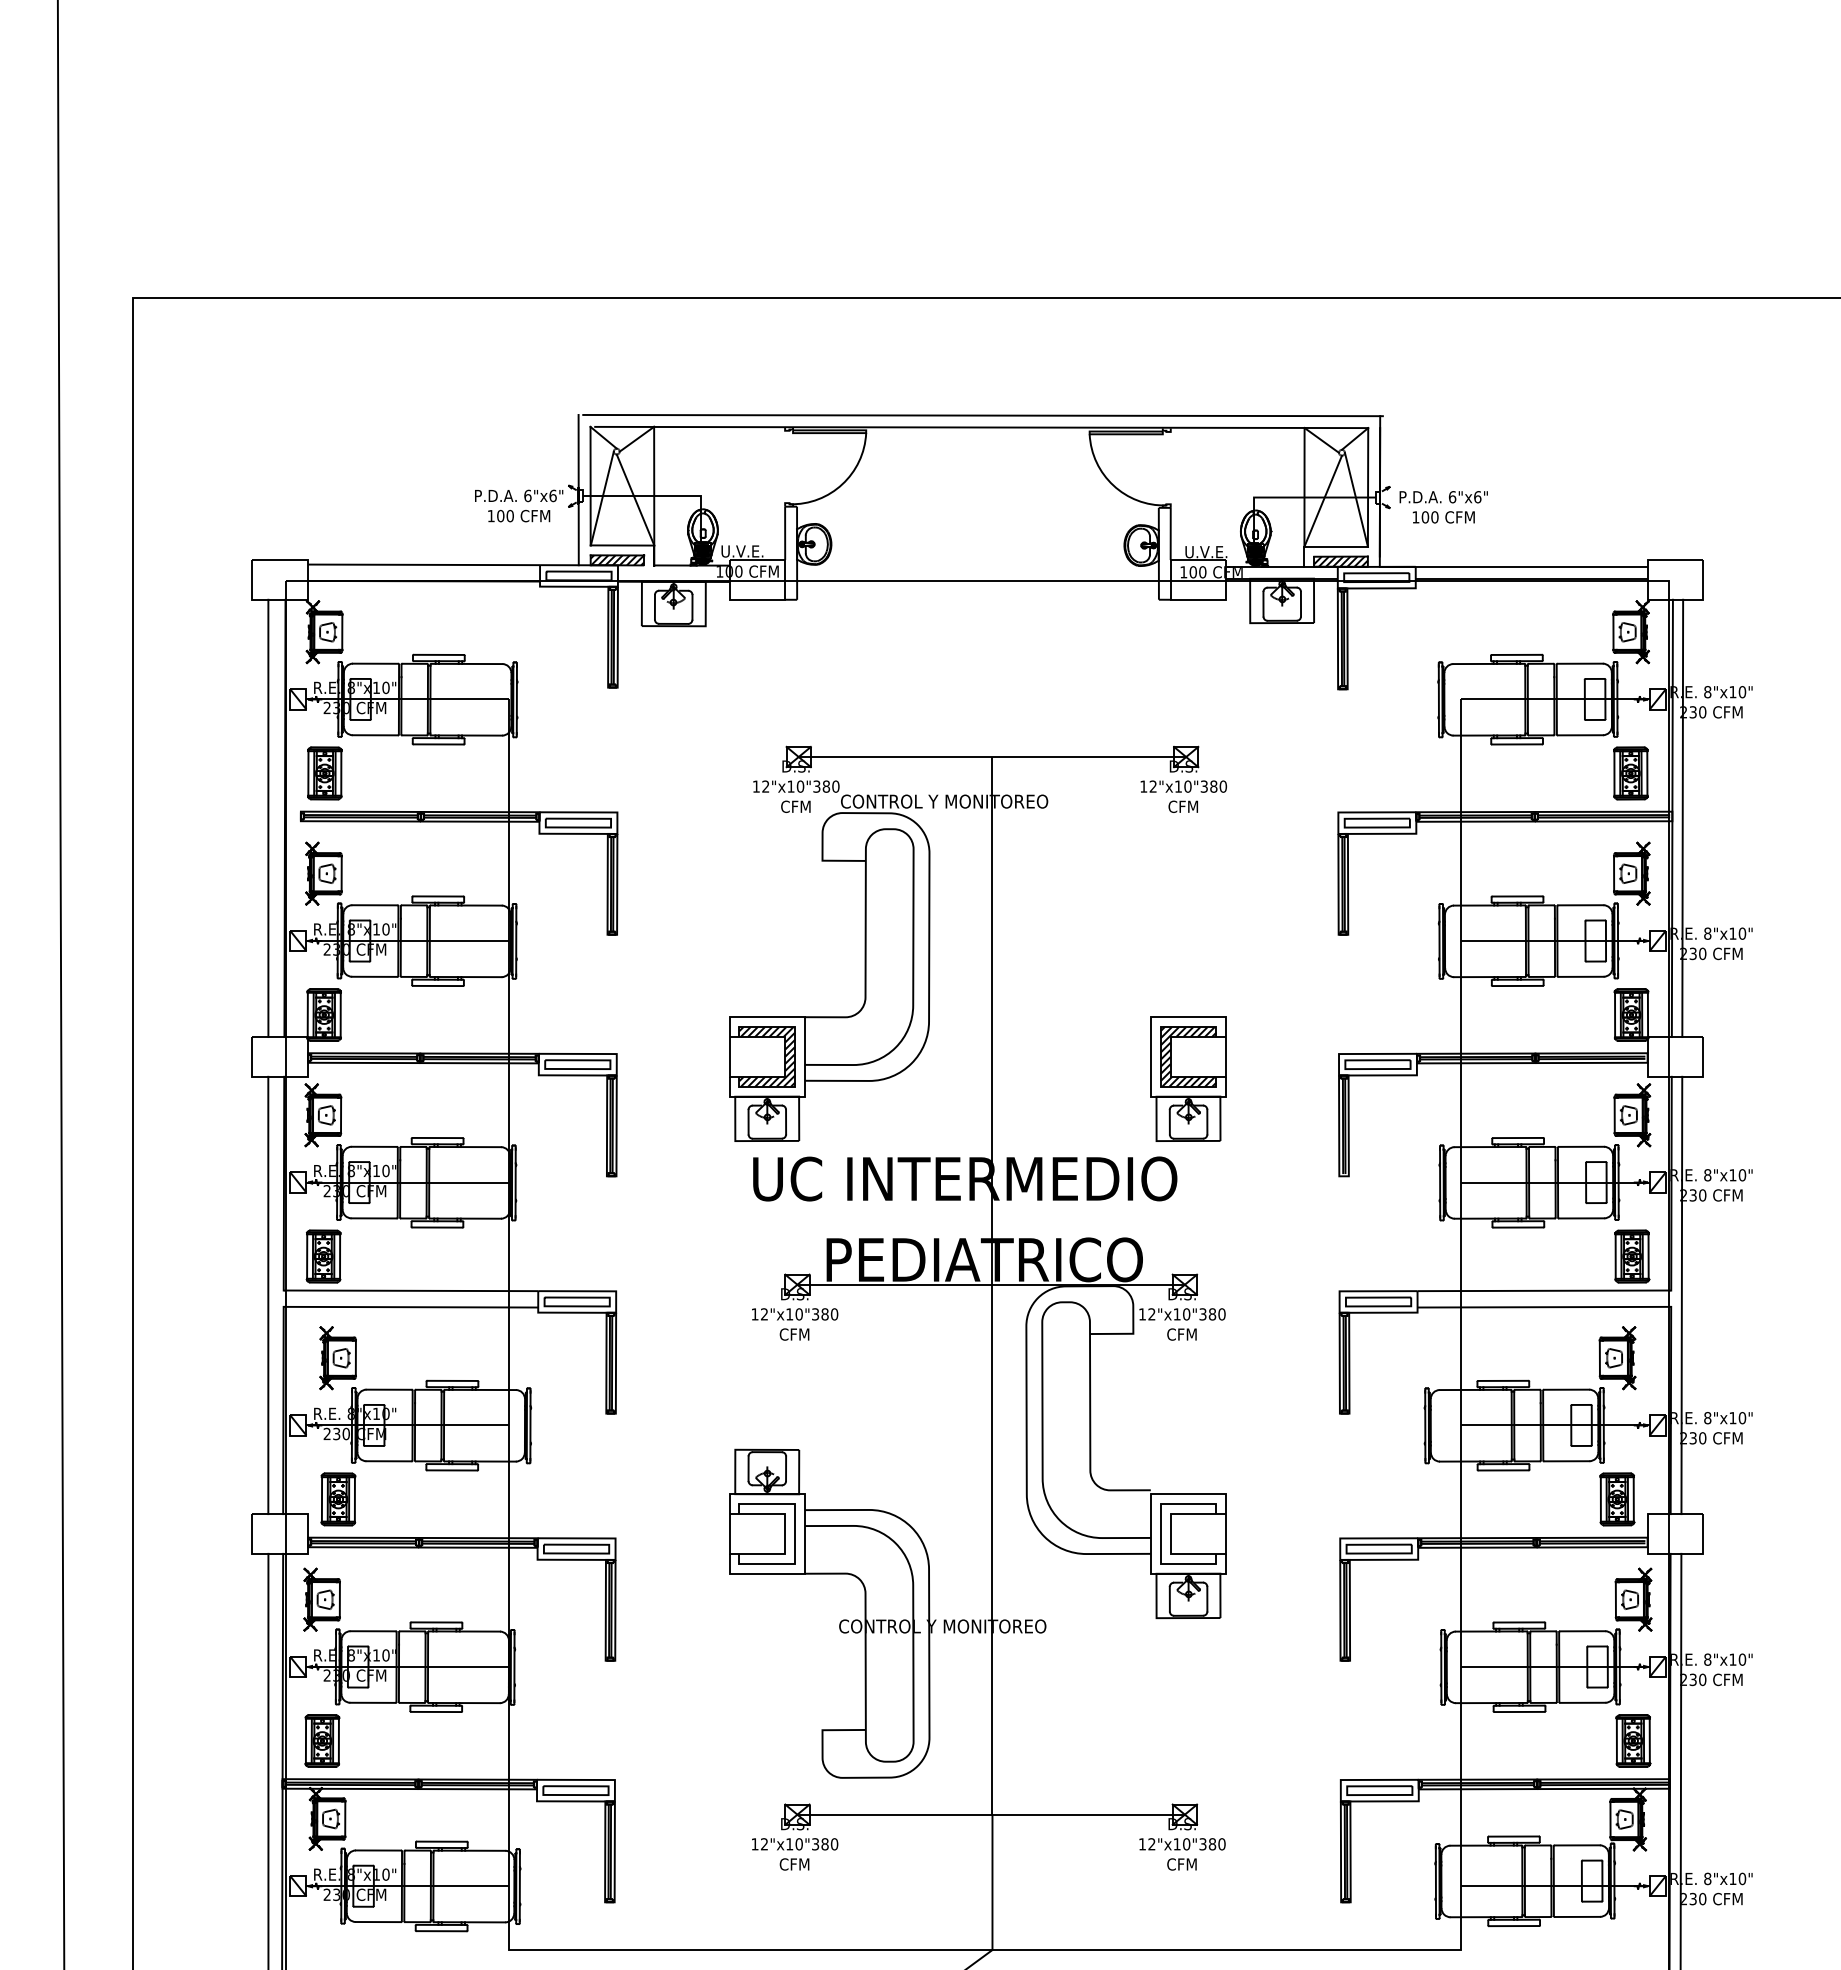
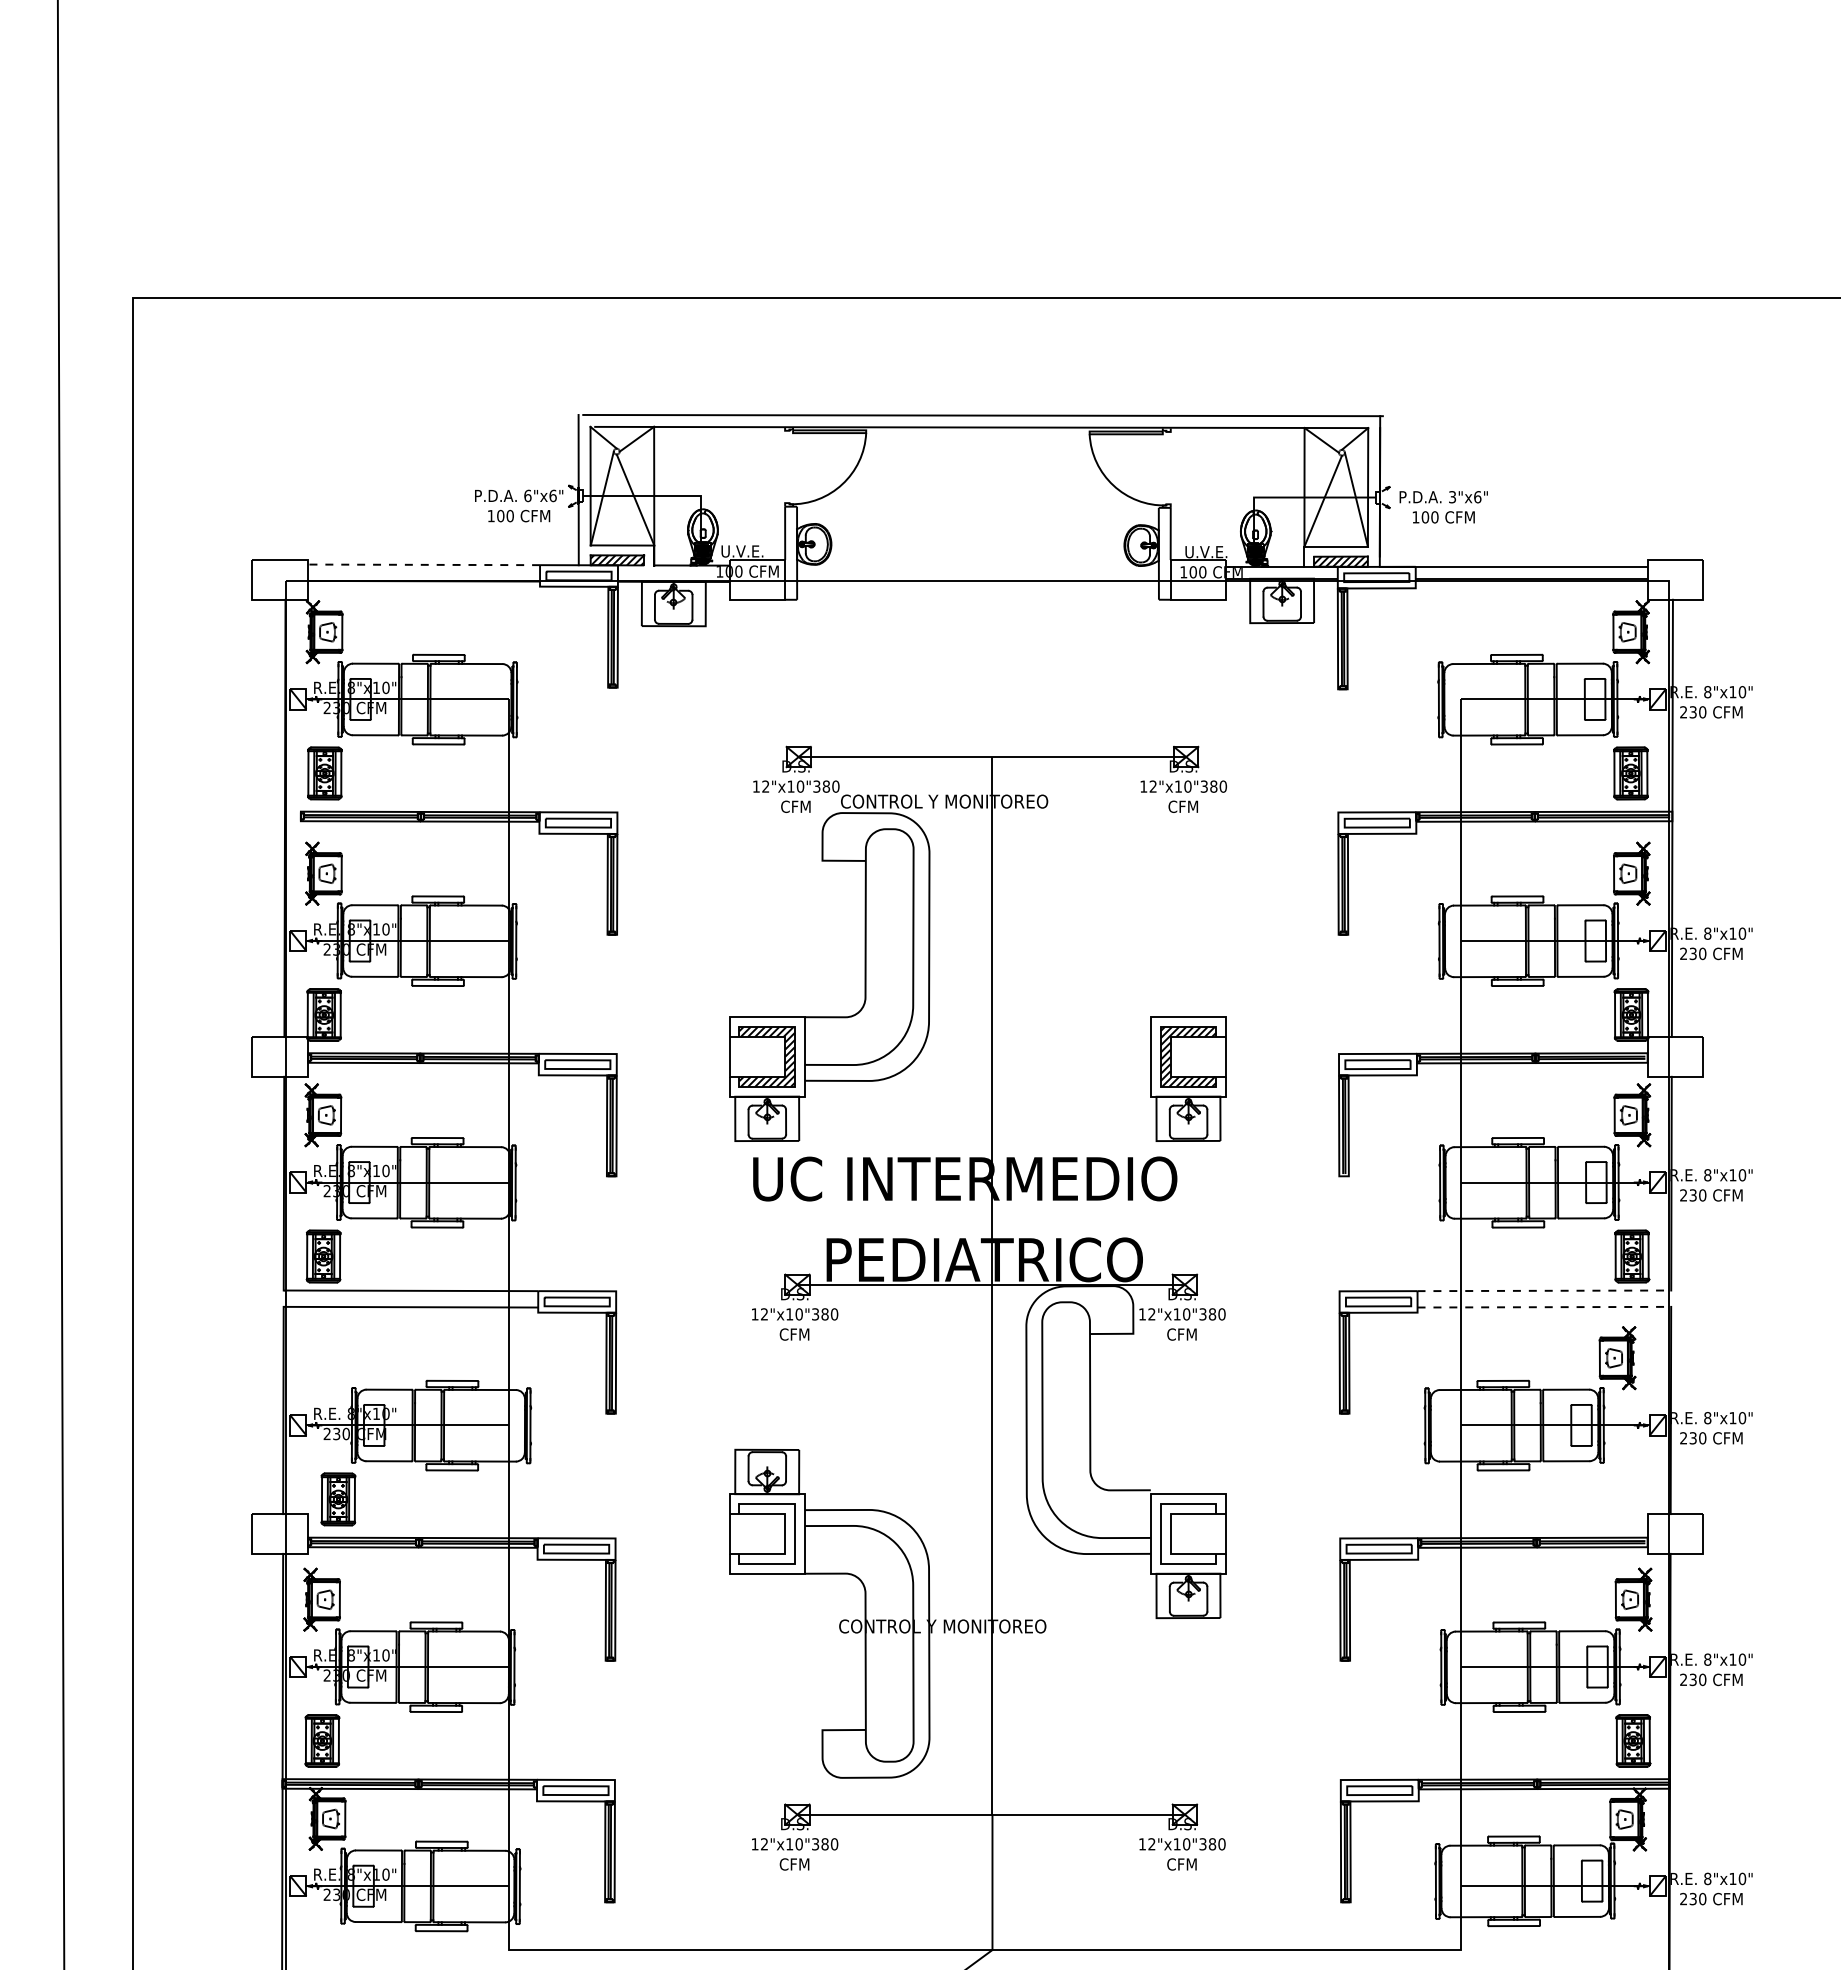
text: 6"x6" -> 3"x6" (1452, 497)
line: solid -> dashed (424, 564)
line: present -> none (268, 818)
line: present -> none (1682, 818)
line: solid -> dashed (1544, 1290)
line: present -> none (268, 1295)
line: present -> none (1681, 1295)
line: solid -> dashed (1544, 1307)
part: present -> none (337, 1358)
part: present -> none (1617, 1499)
line: present -> none (268, 1759)
line: present -> none (1680, 1759)
